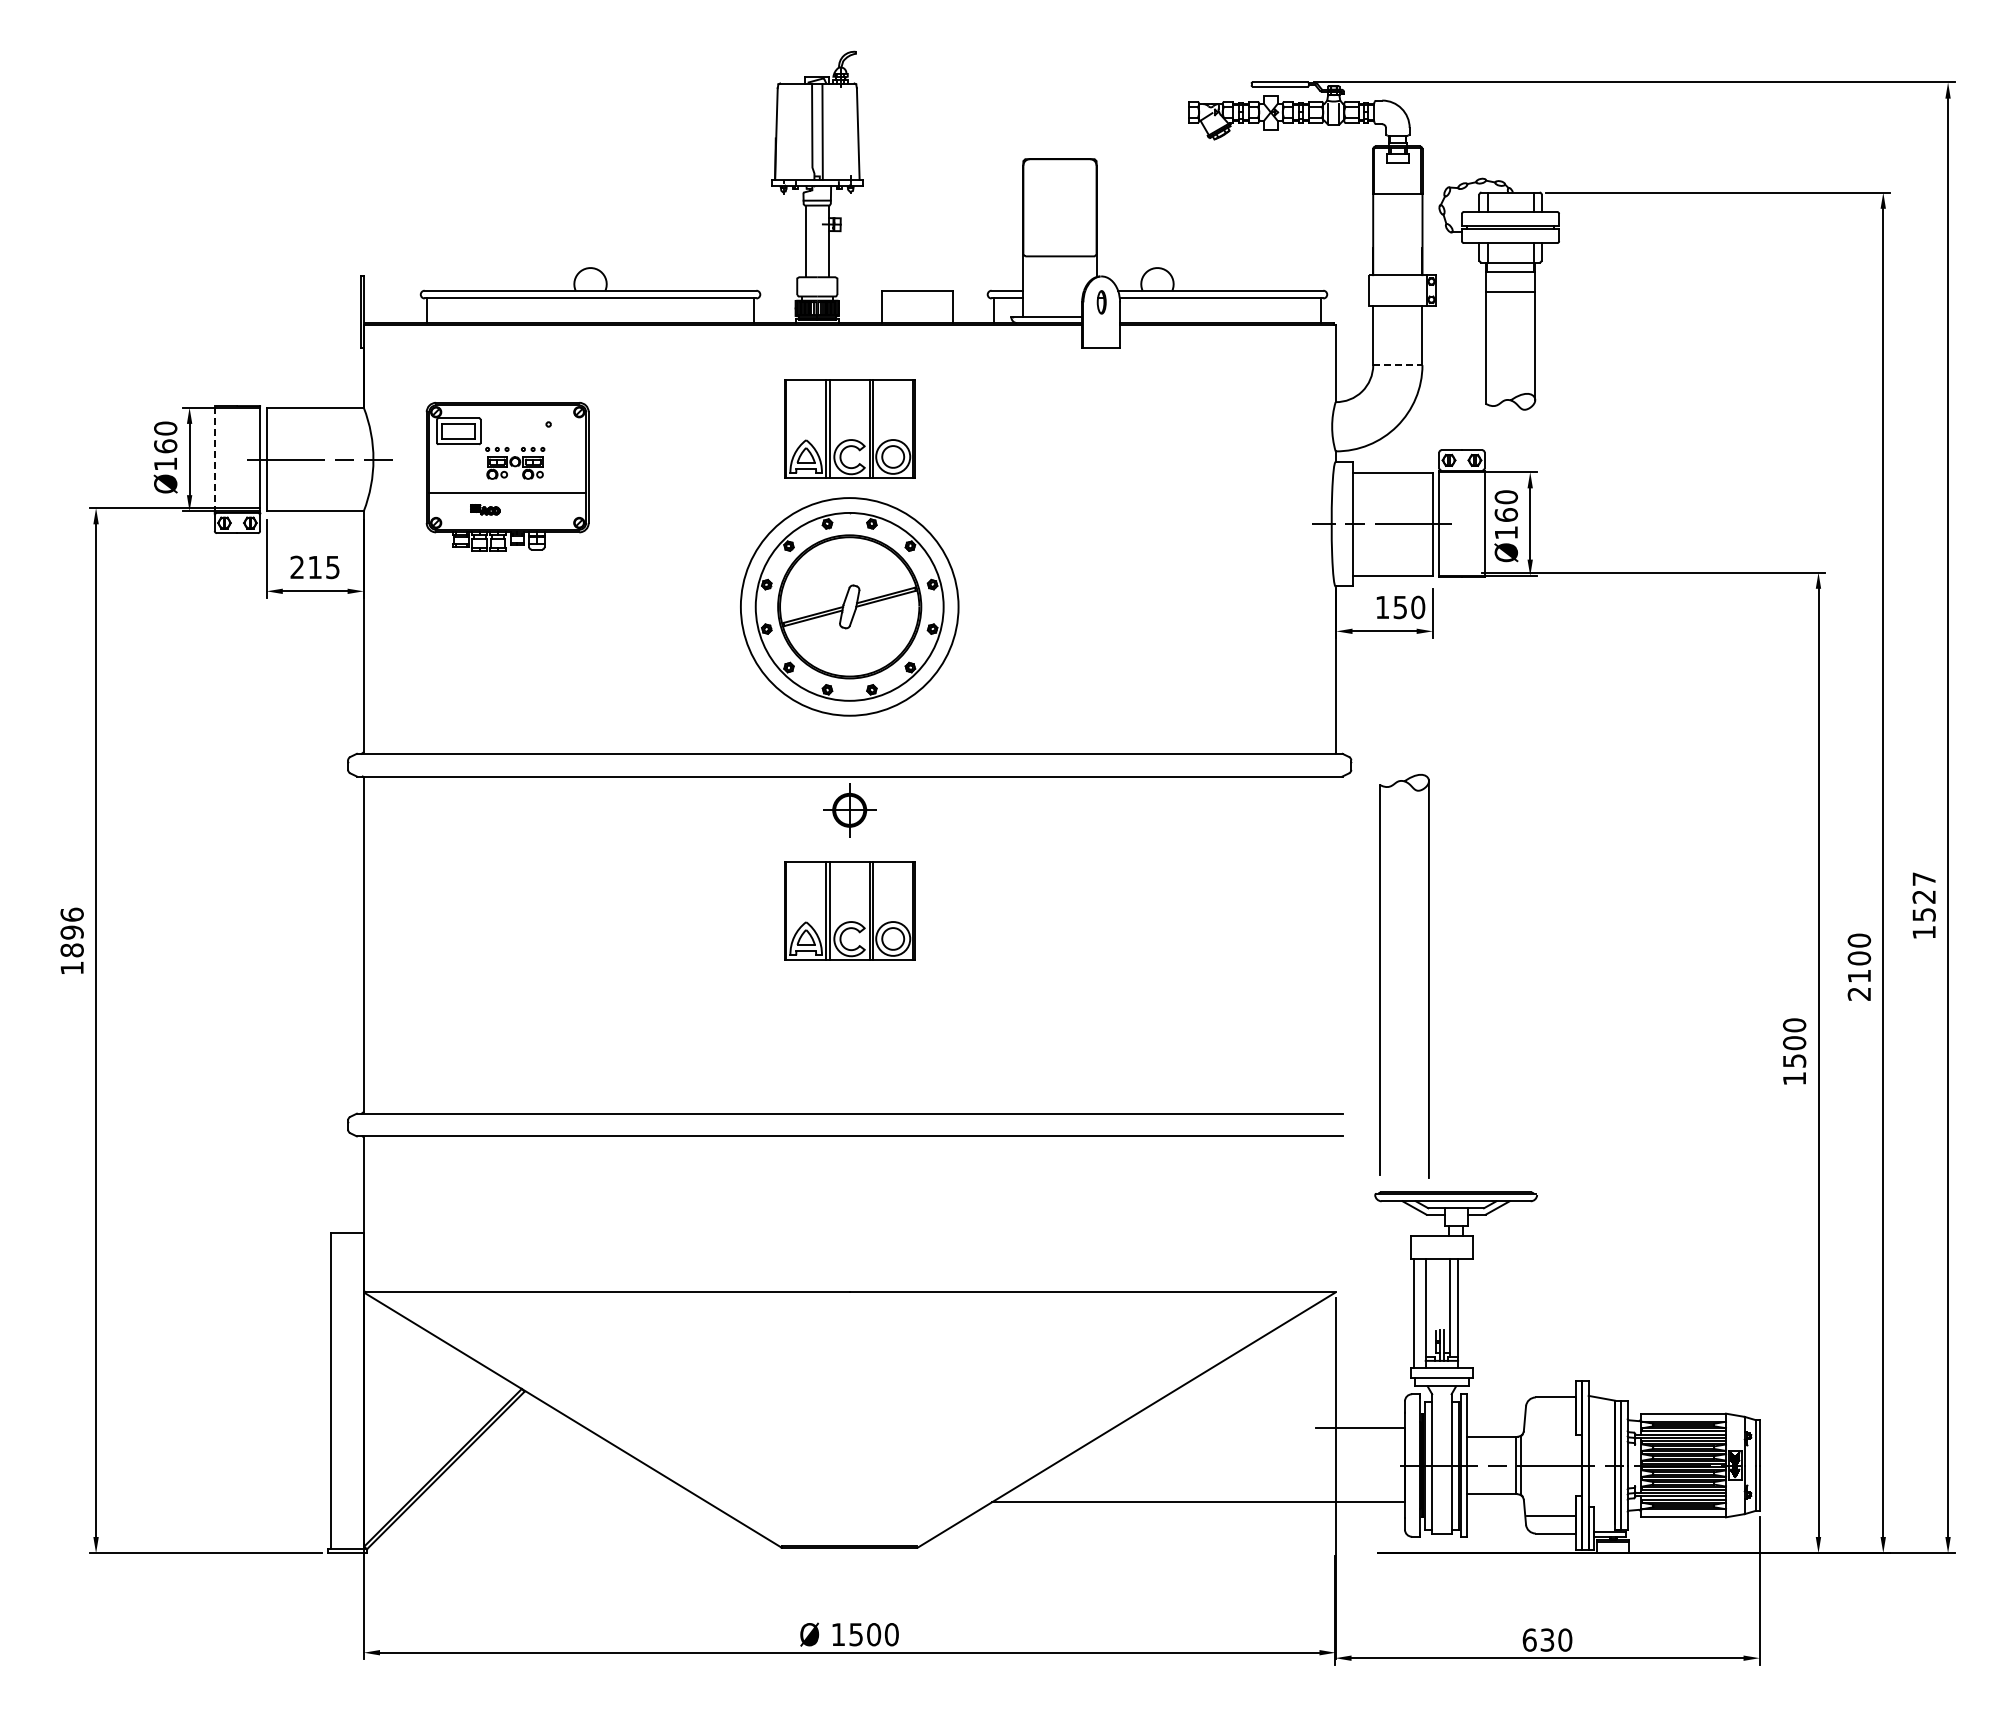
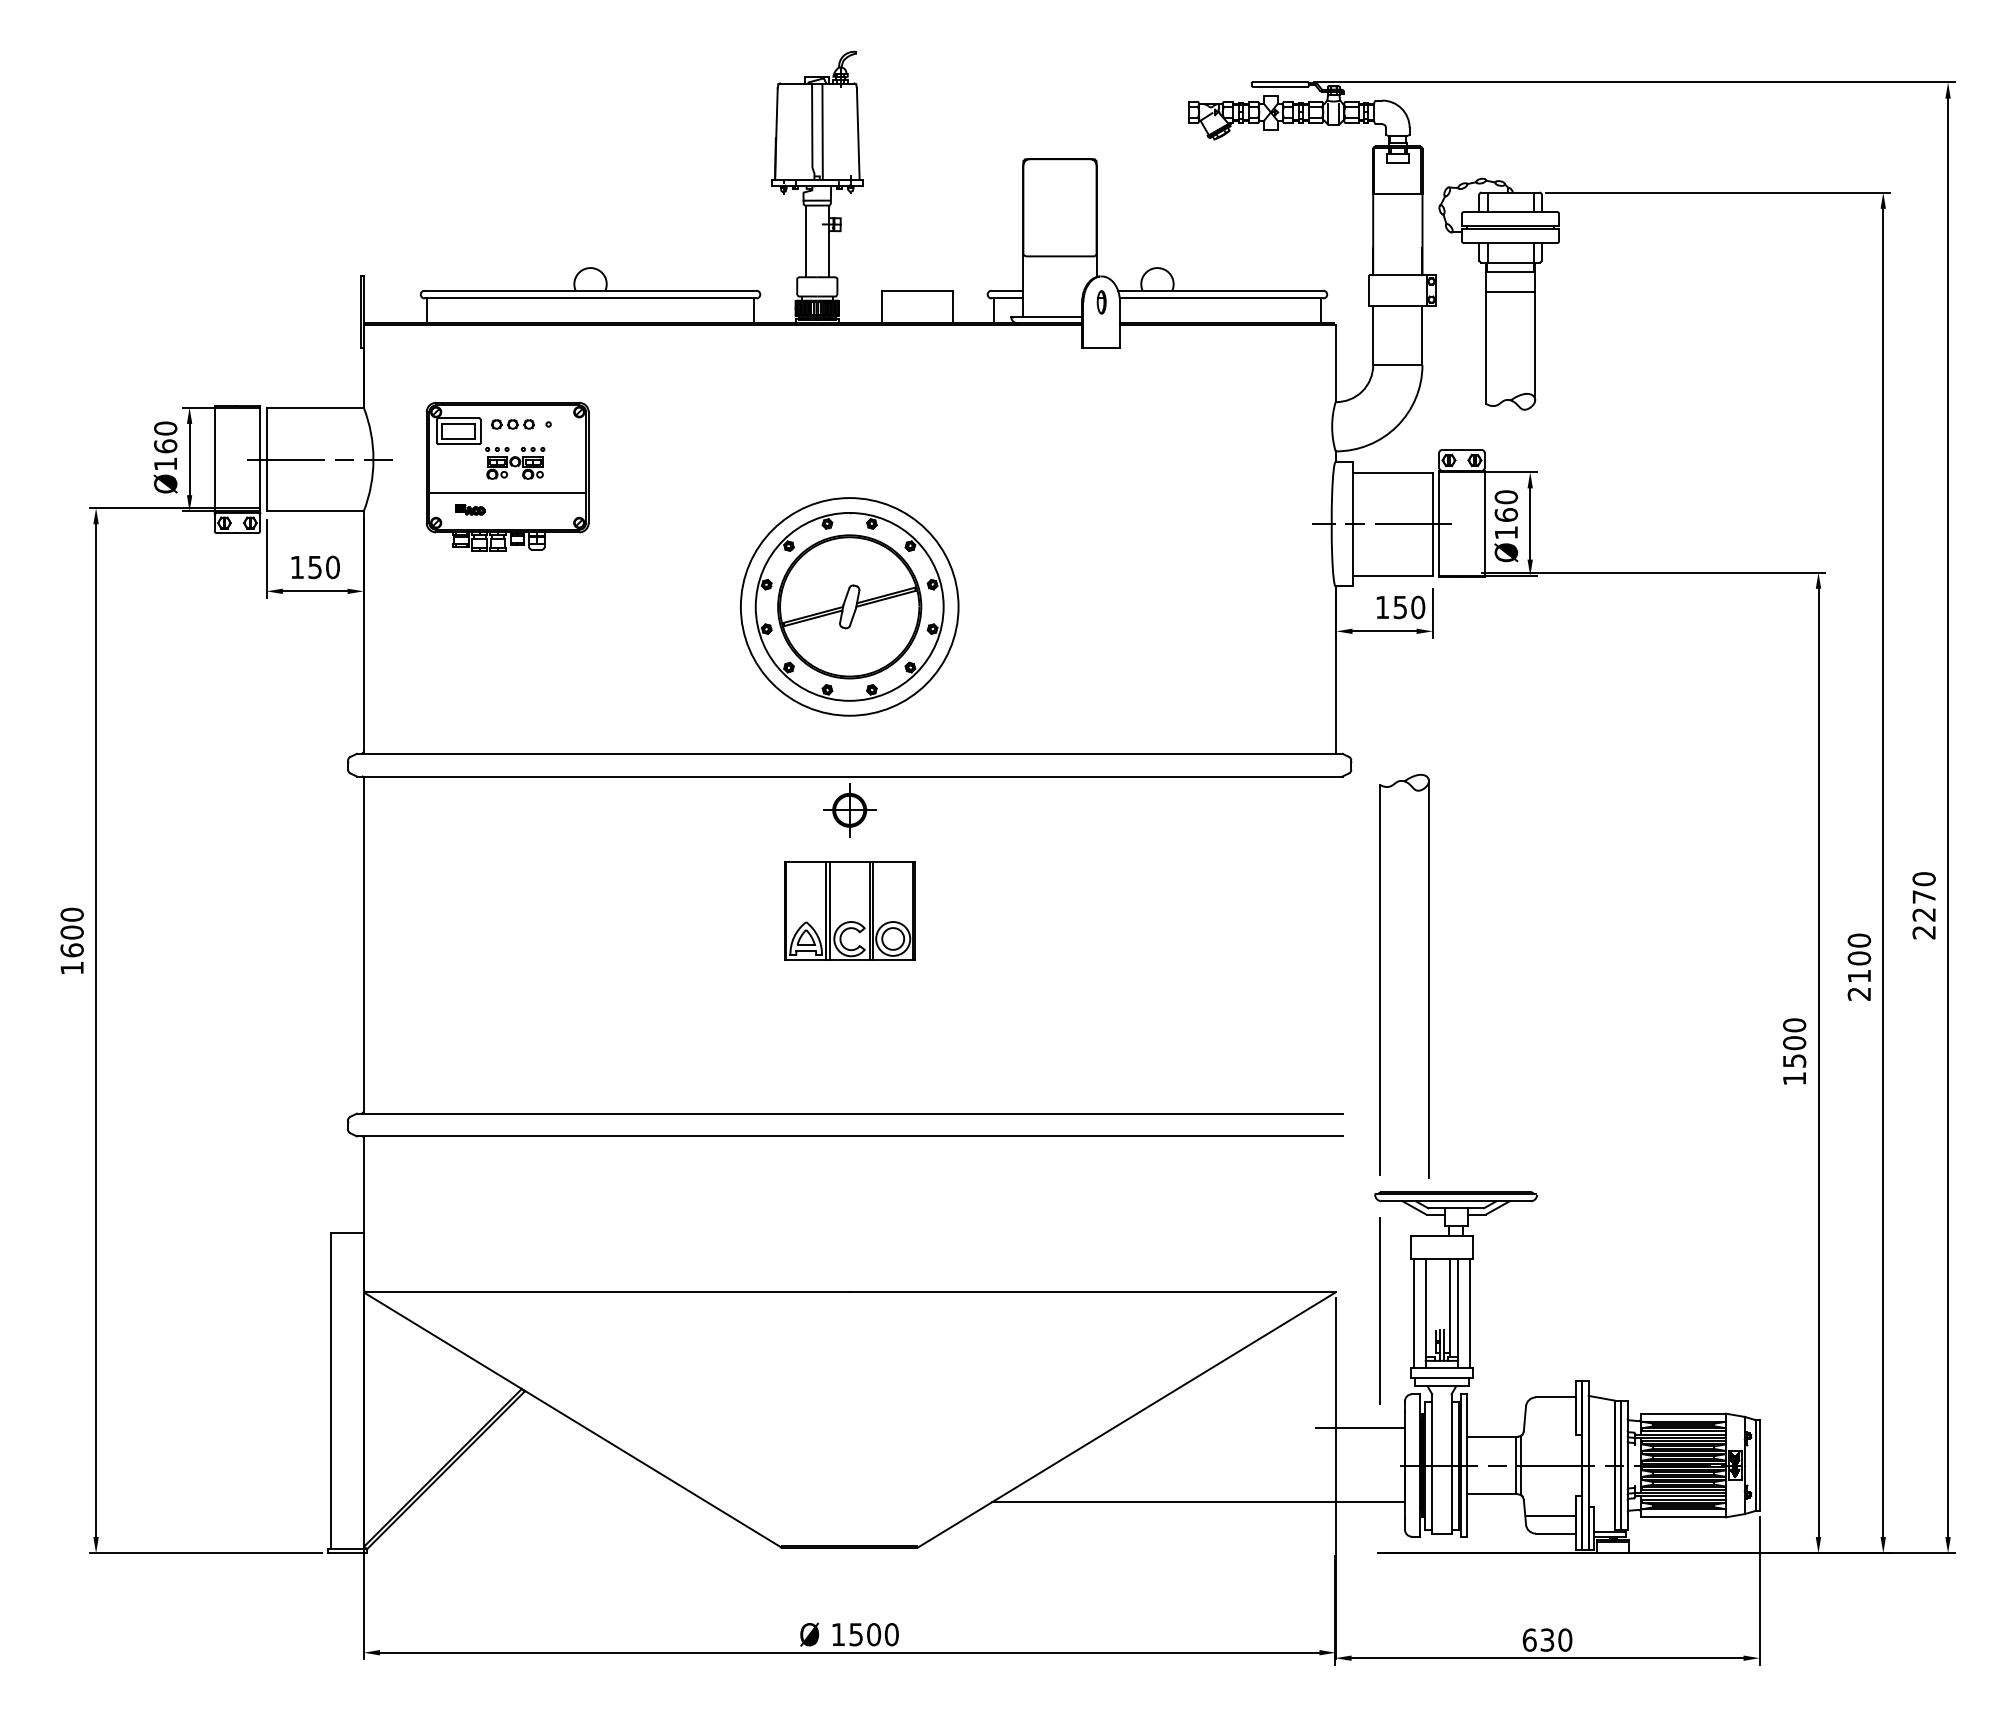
line: dashed -> solid (1397, 365)
part: none -> present (512, 424)
part: present -> none (849, 428)
line: dashed -> solid (214, 459)
part position: (485, 509) -> (470, 509) (470, 509)
text: 215 -> 150 (314, 567)
text: 1527 -> 2270 (1923, 905)
text: 1896 -> 1600 (71, 932)
line: none -> present (1379, 1310)
line: none -> present (1469, 1313)
